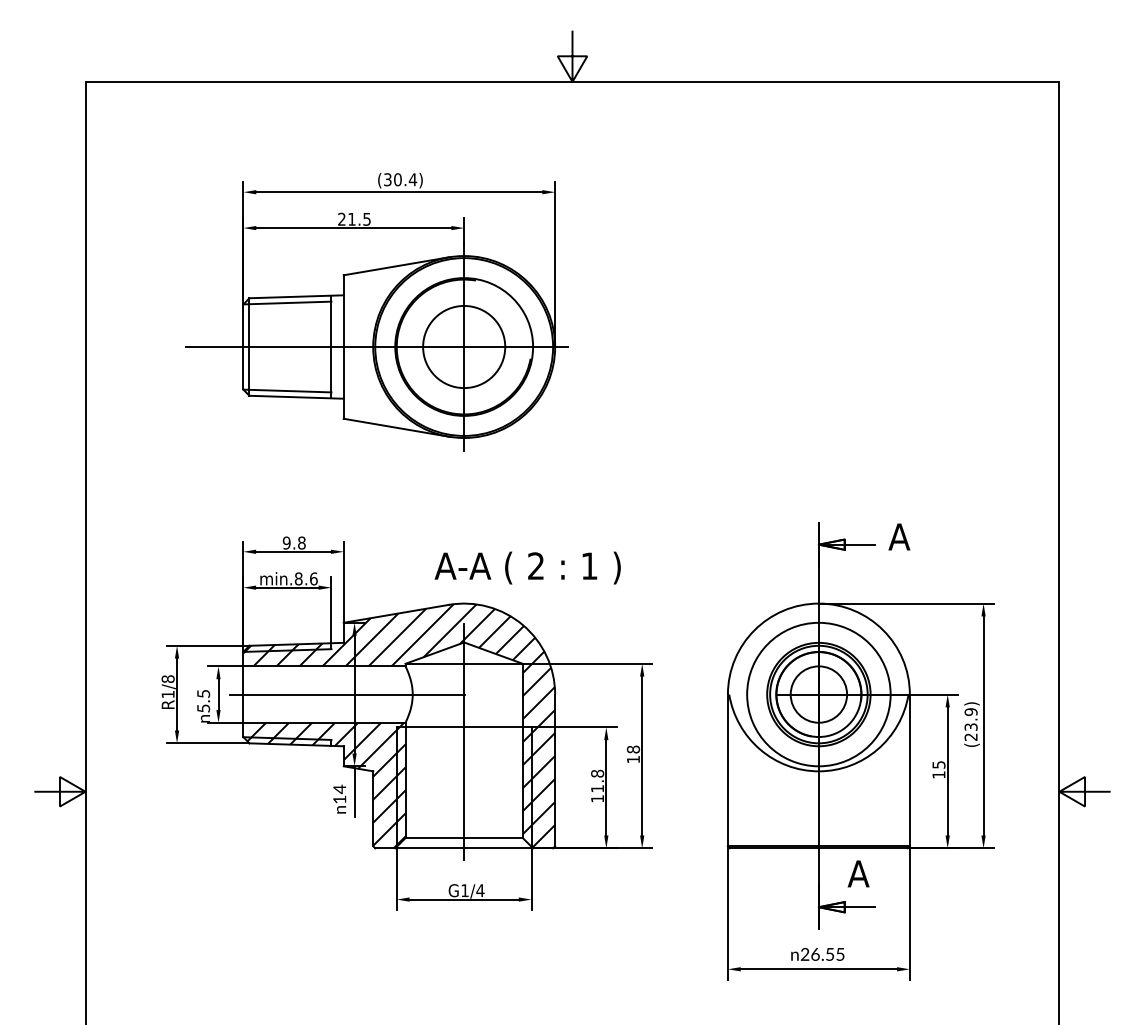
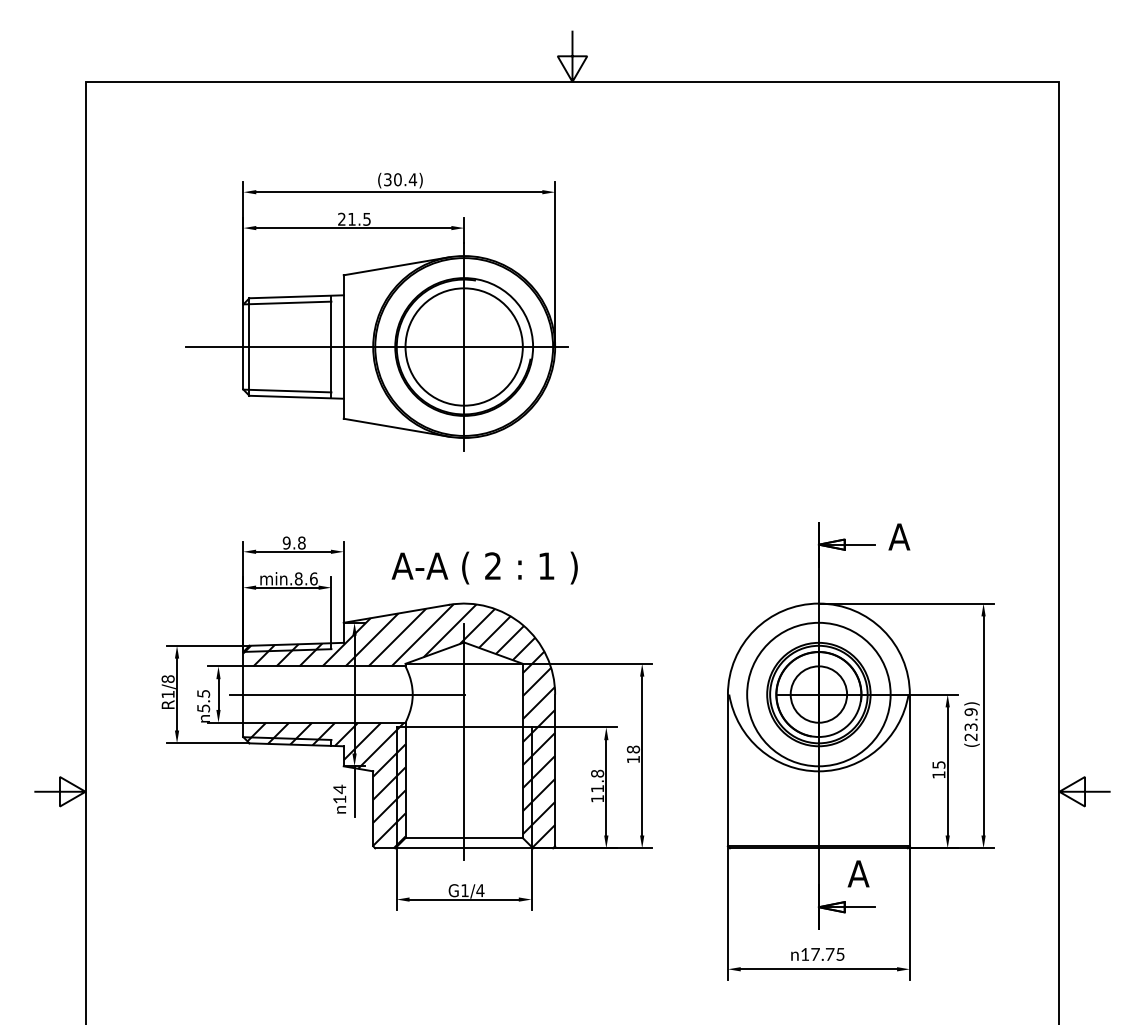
circle diameter: 82 px -> 117 px (463, 346)
text position: (527, 567) -> (484, 567) (484, 567)
text: 26.55 -> 17.75 (817, 954)
